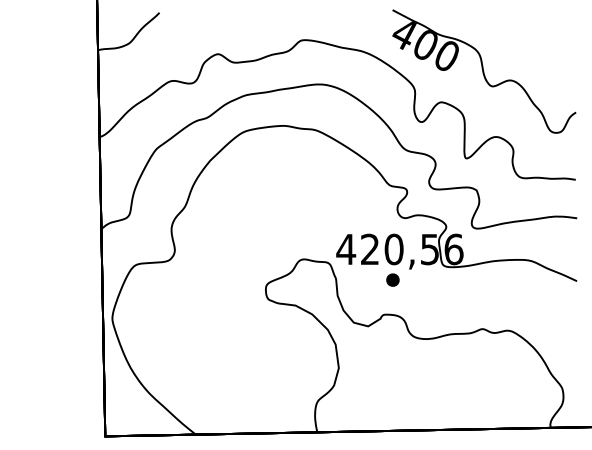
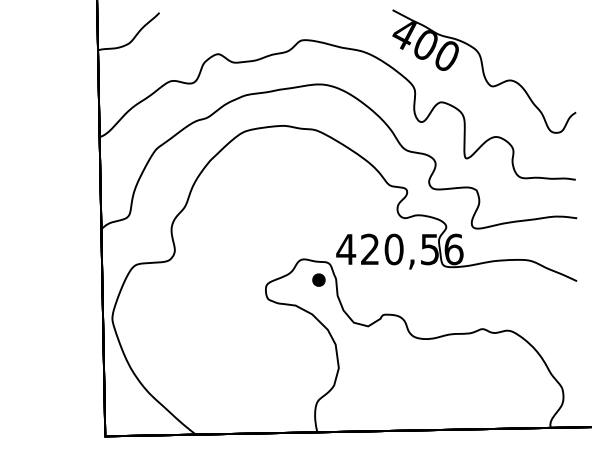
part position: (392, 279) -> (318, 279) (318, 279)
